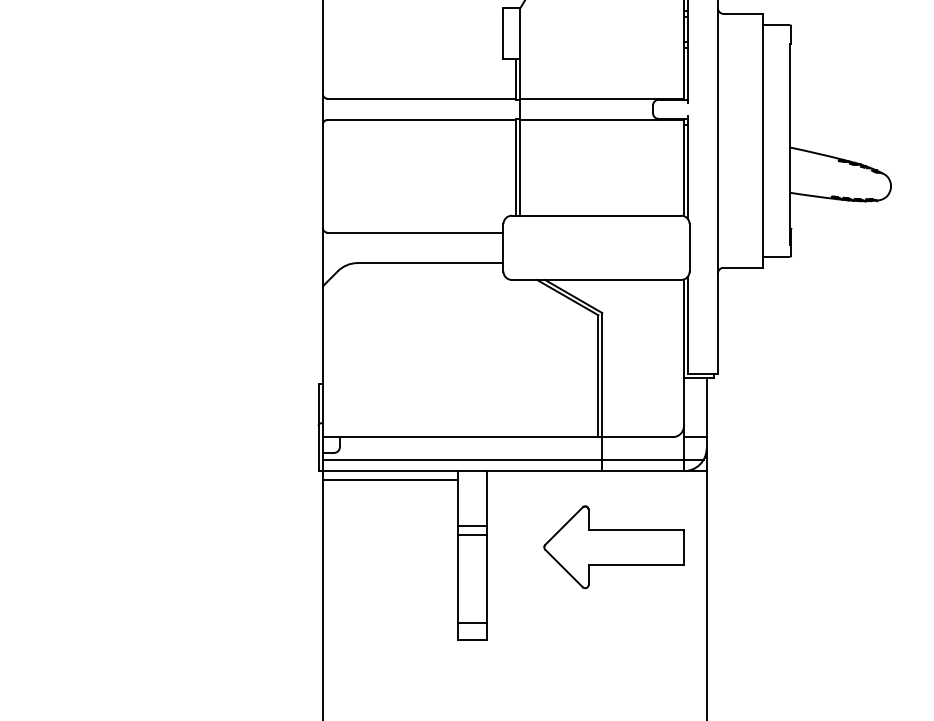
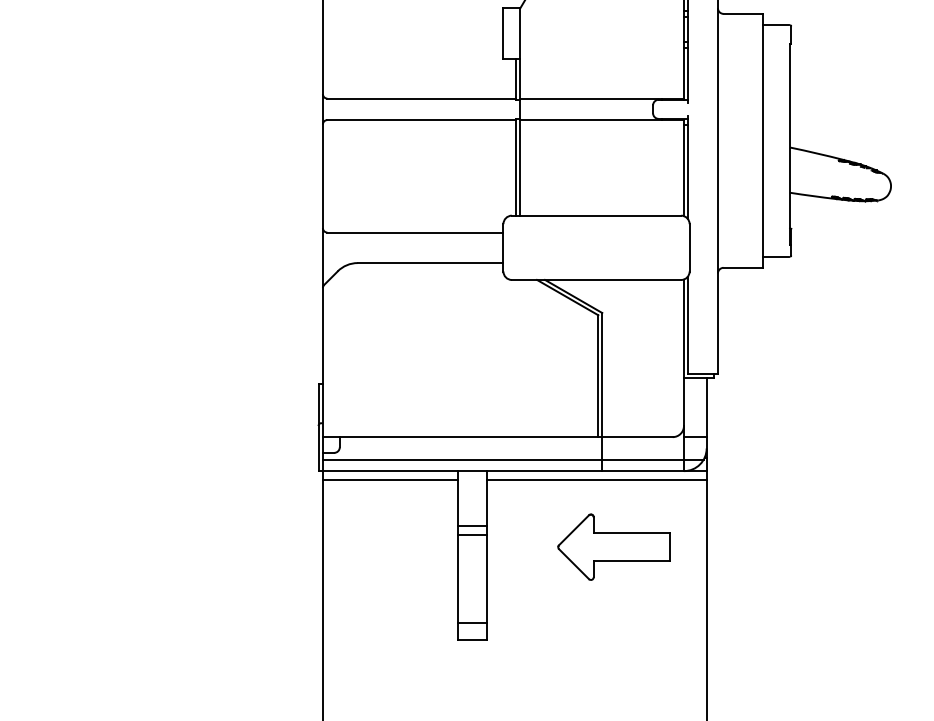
line: none -> present (596, 480)
part size: 142x85 px -> 114x68 px (613, 546)
